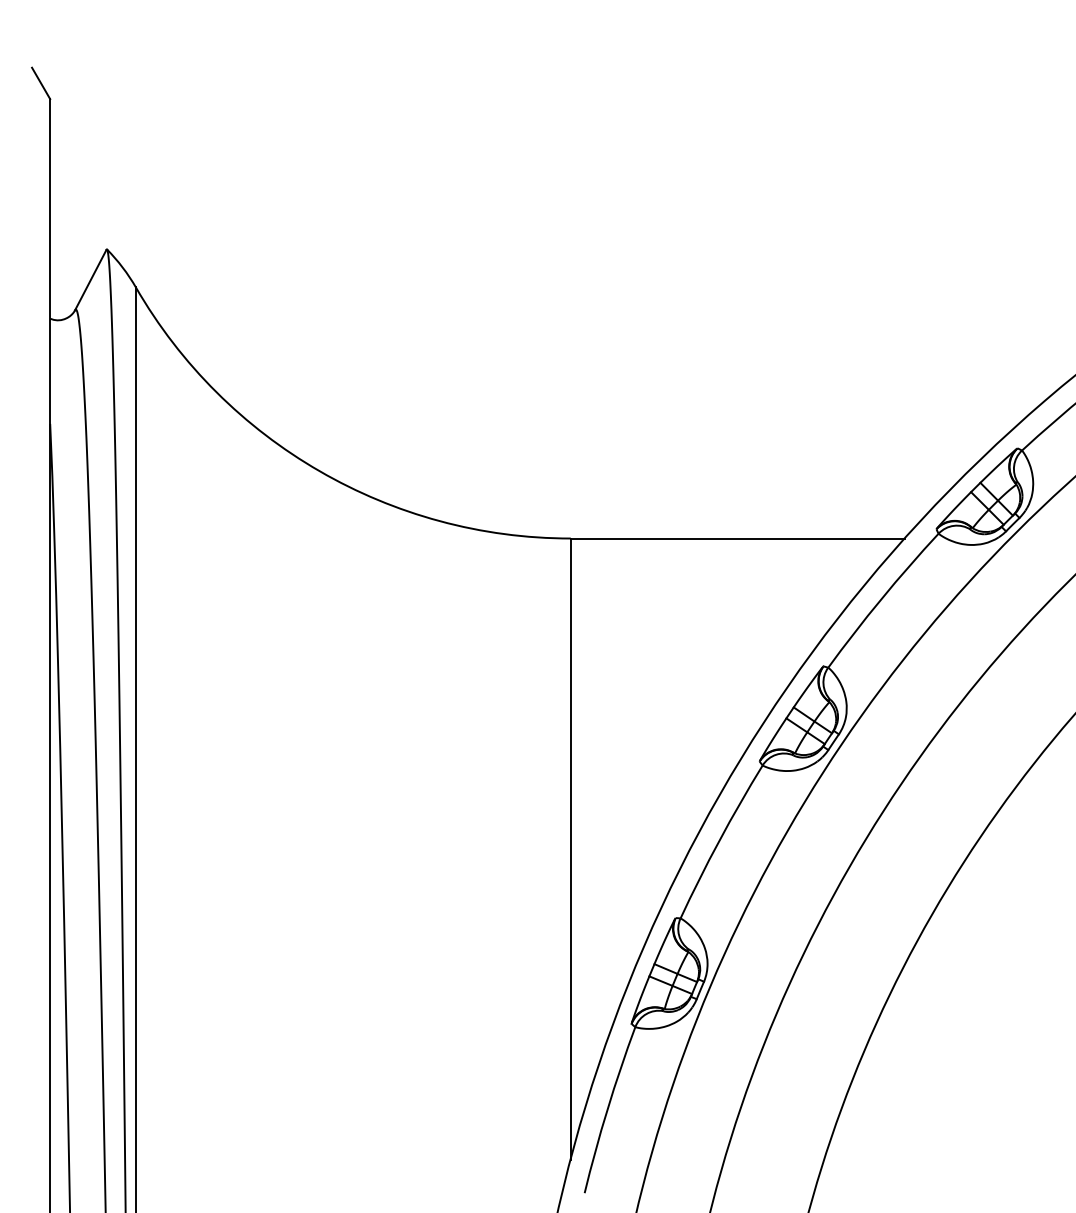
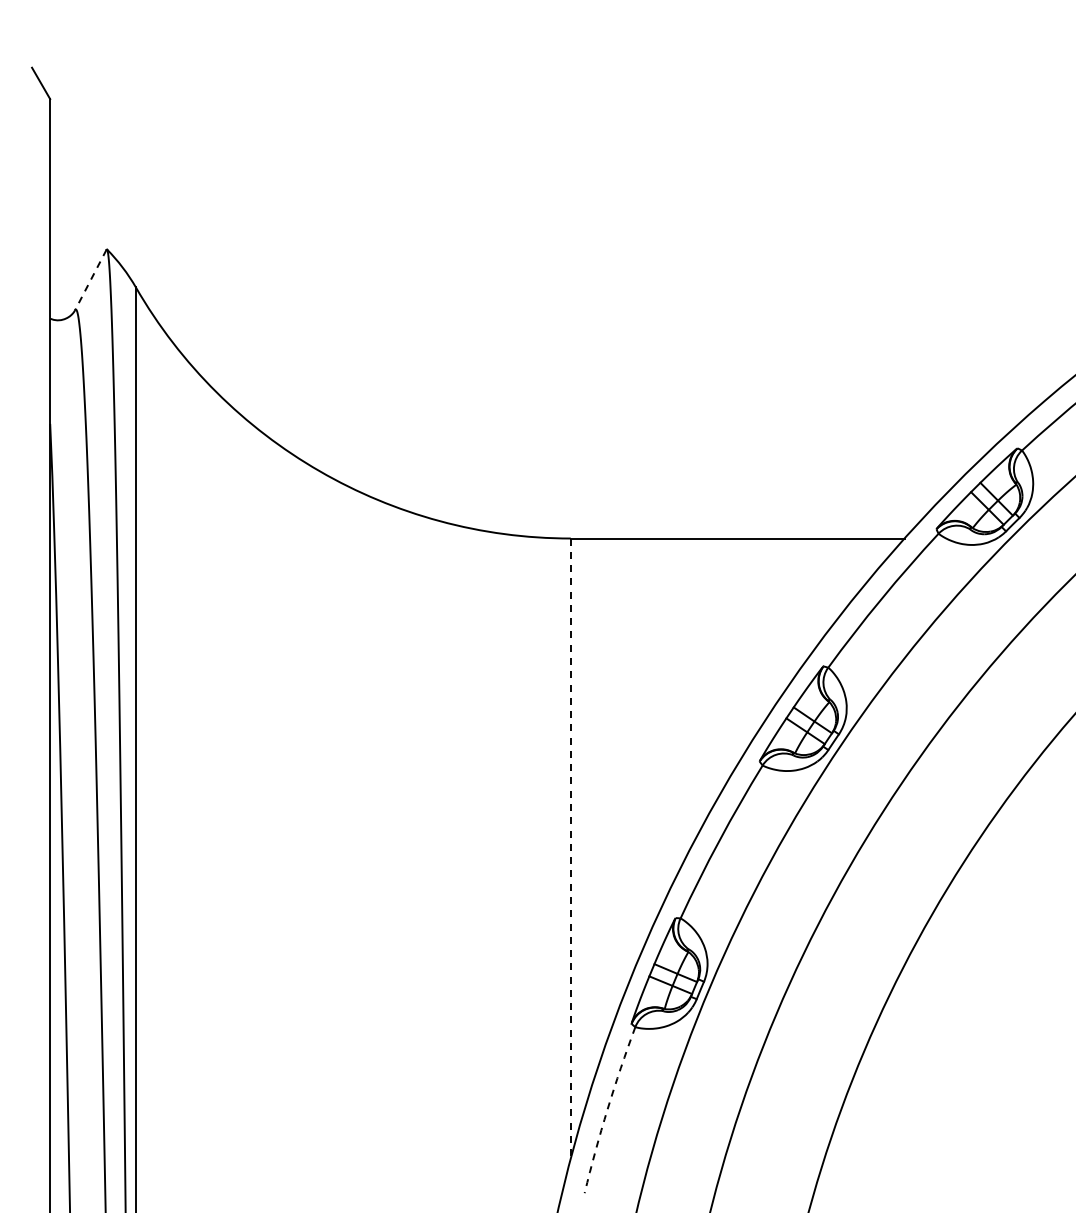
line: solid -> dashed (90, 280)
line: solid -> dashed (570, 849)
arc: solid -> dashed (607, 1109)
